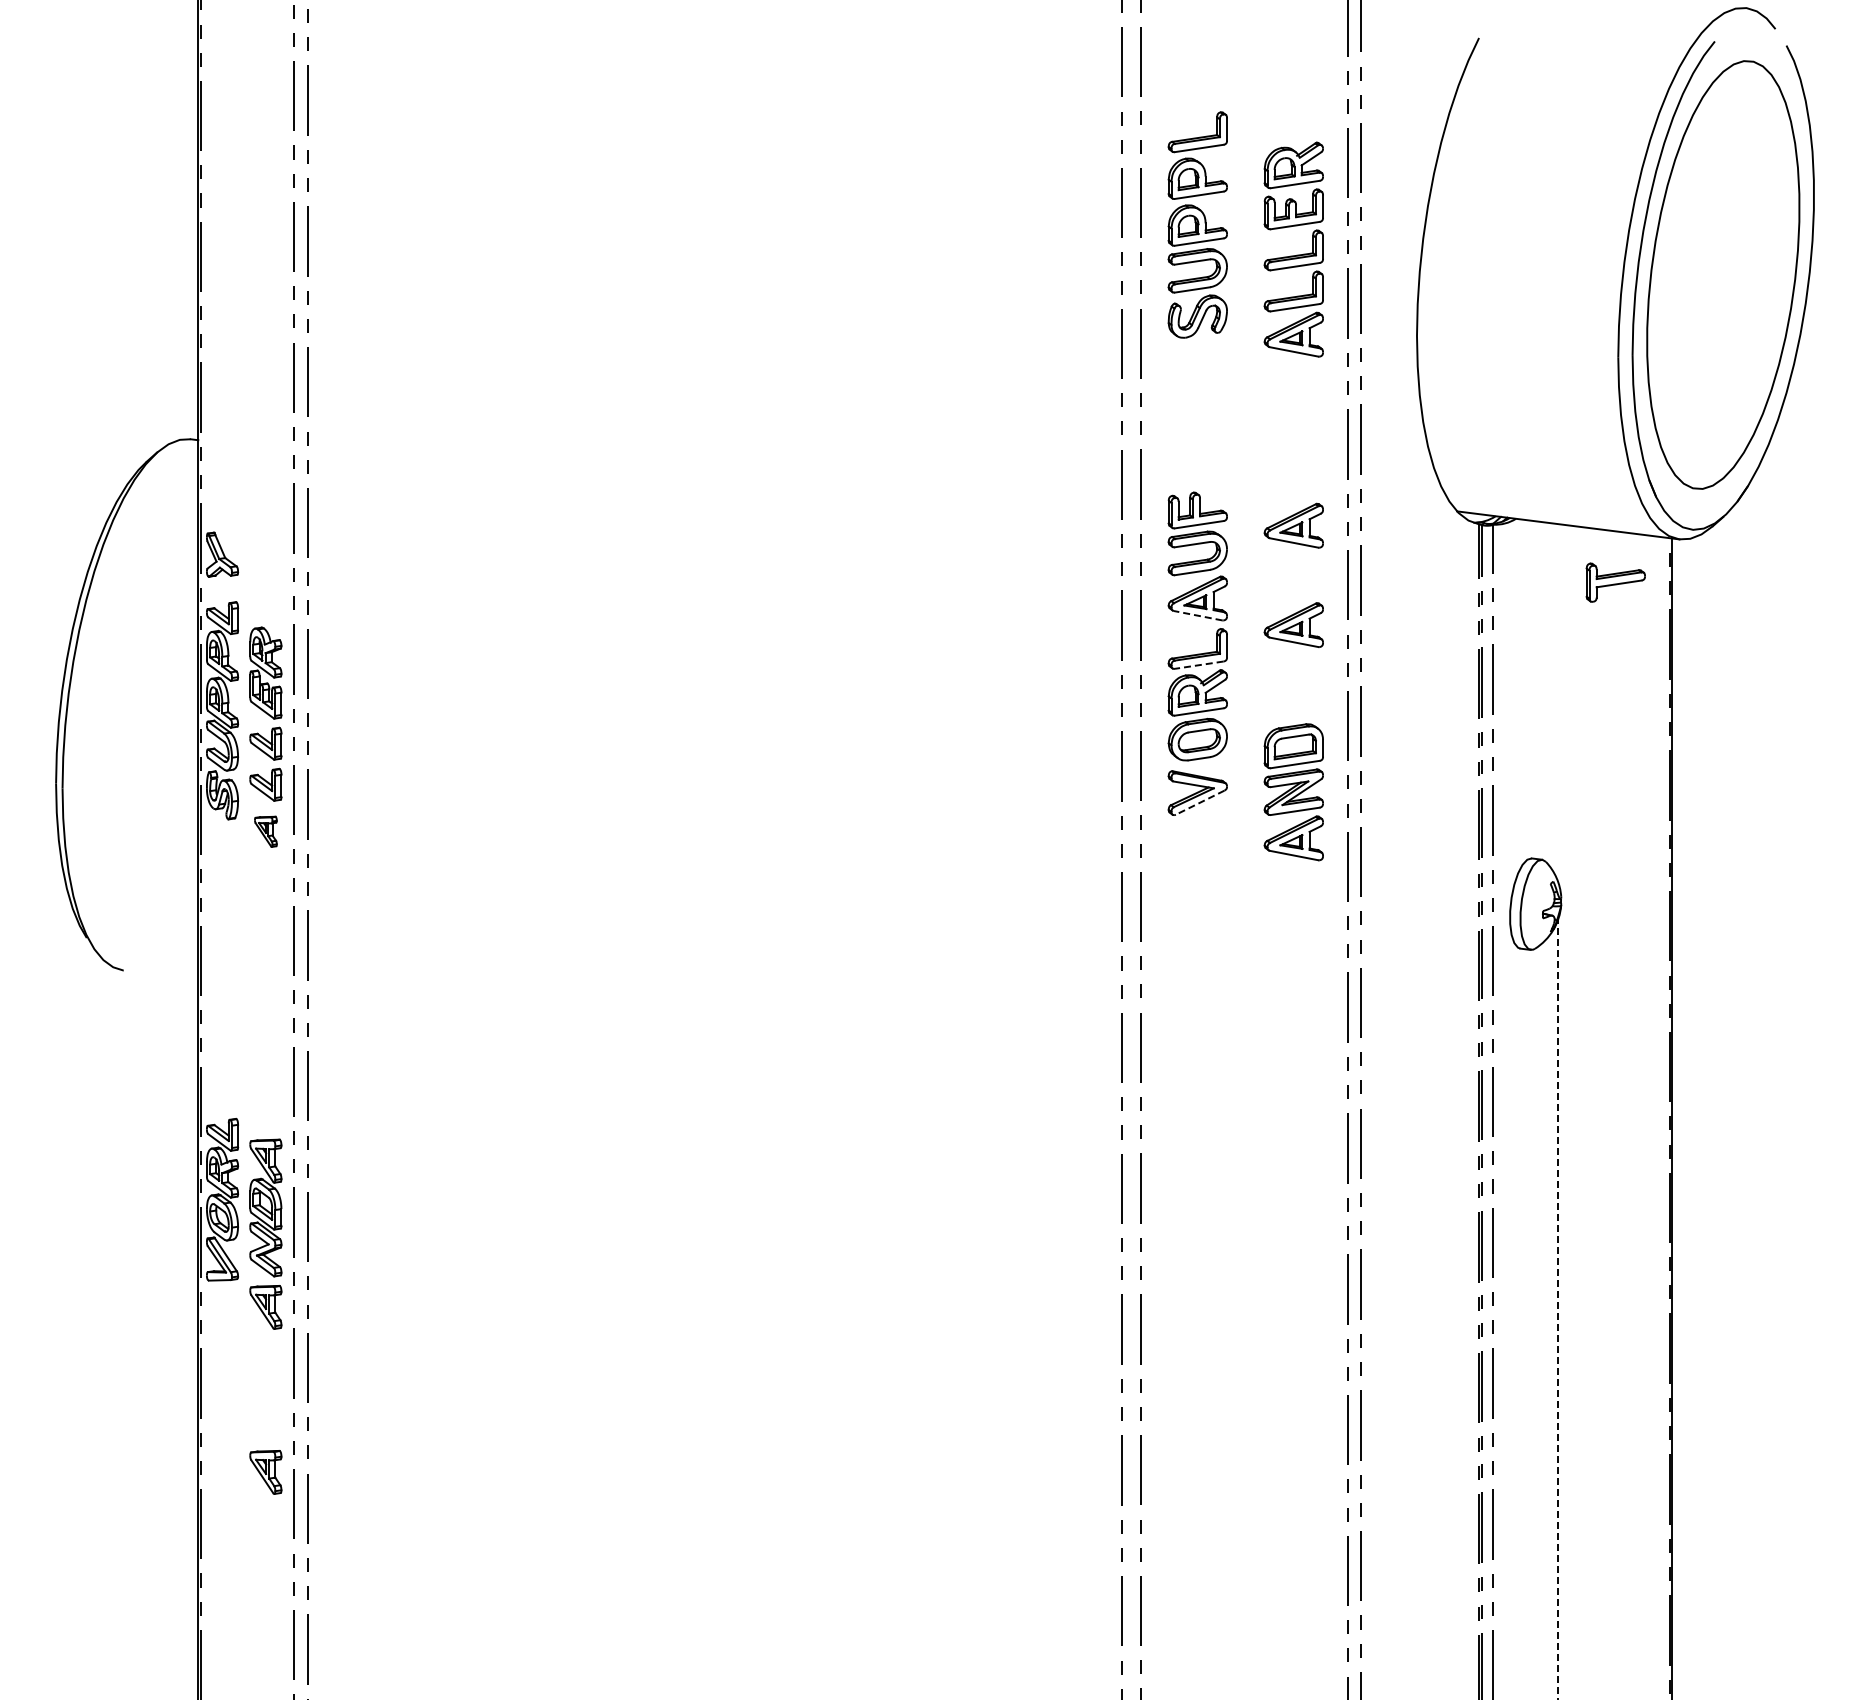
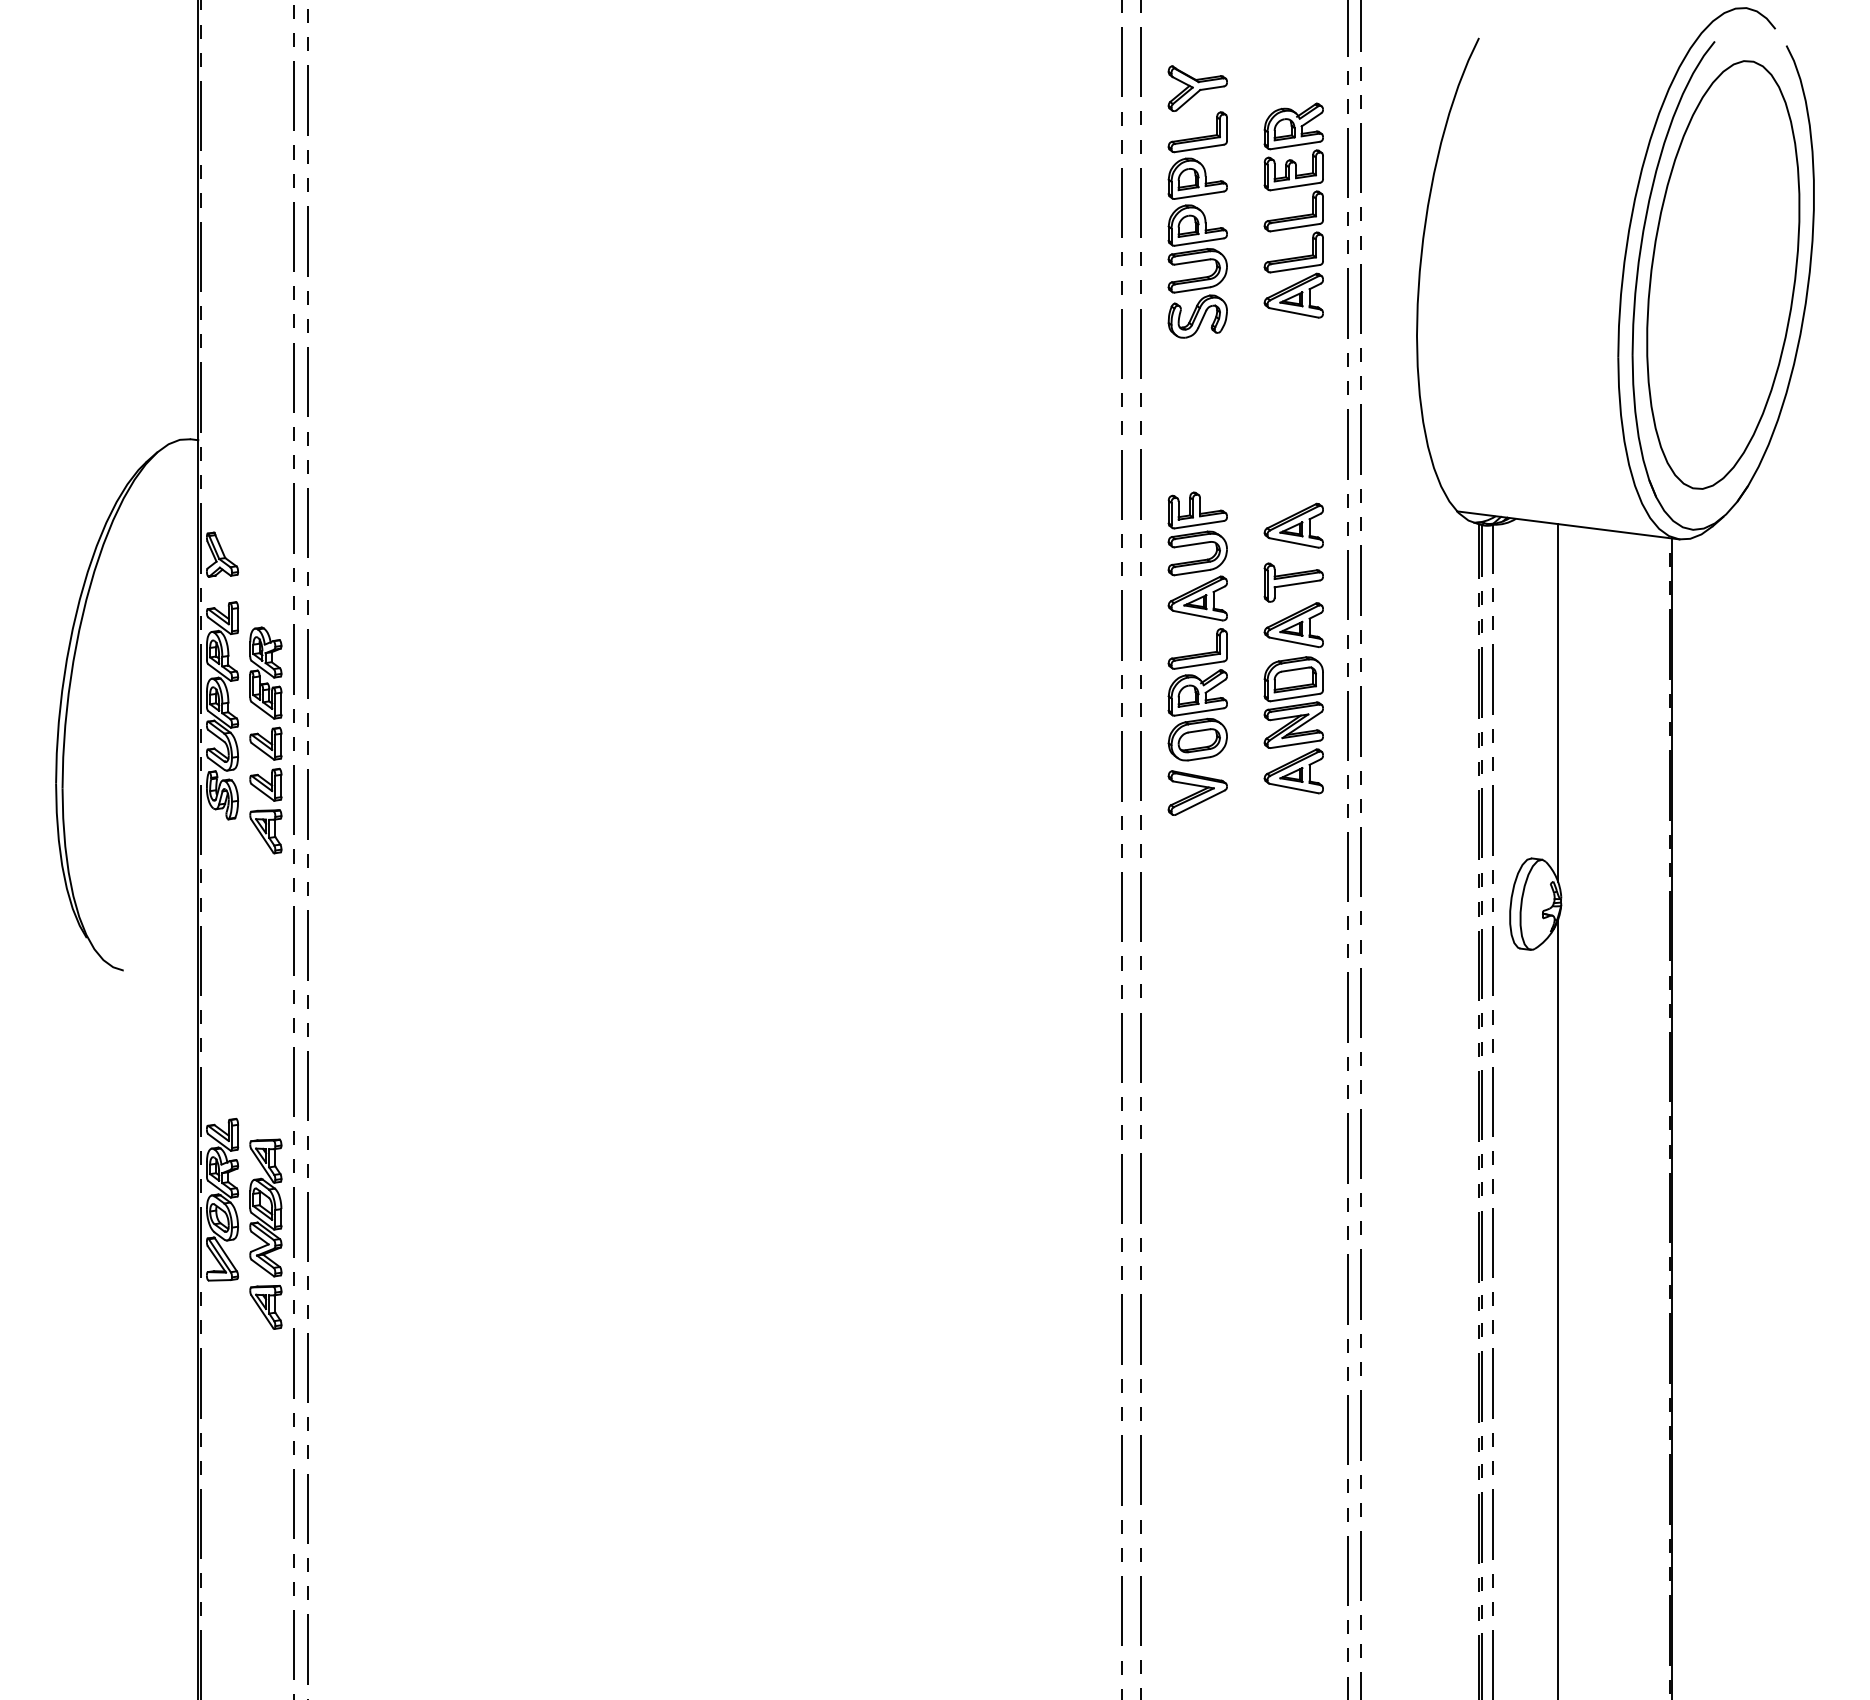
part: none -> present (1197, 88)
part position: (1293, 249) -> (1293, 210) (1293, 210)
part position: (1615, 582) -> (1293, 582) (1293, 582)
line: dashed -> solid (1198, 615)
line: dashed -> solid (1199, 665)
line: none -> present (1558, 702)
part position: (1293, 792) -> (1293, 725) (1293, 725)
line: dashed -> solid (1199, 802)
part size: 24x33 px -> 34x46 px (265, 831)
line: dashed -> solid (1558, 1309)
part: present -> none (265, 1472)
